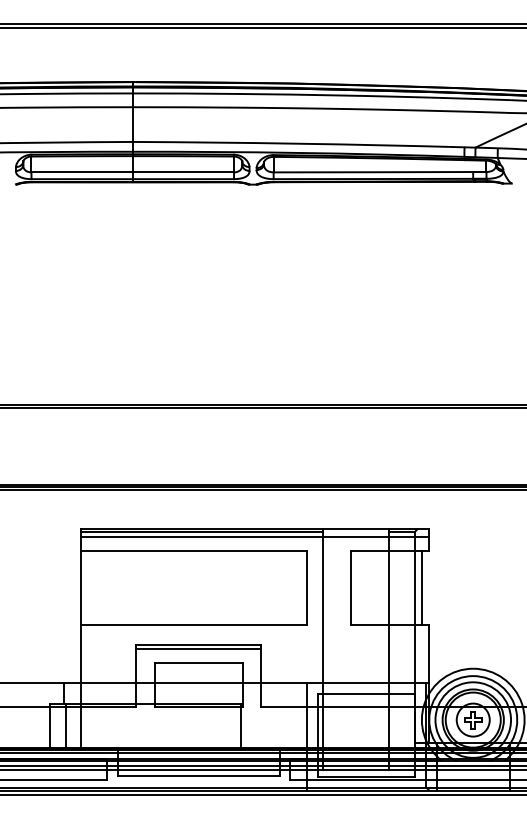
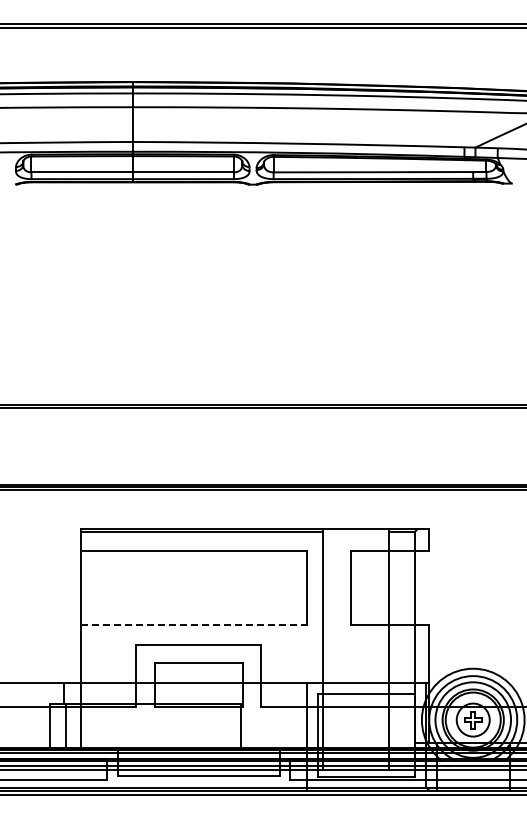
line: present -> none (255, 536)
line: present -> none (421, 587)
line: solid -> dashed (194, 624)
line: present -> none (198, 648)
